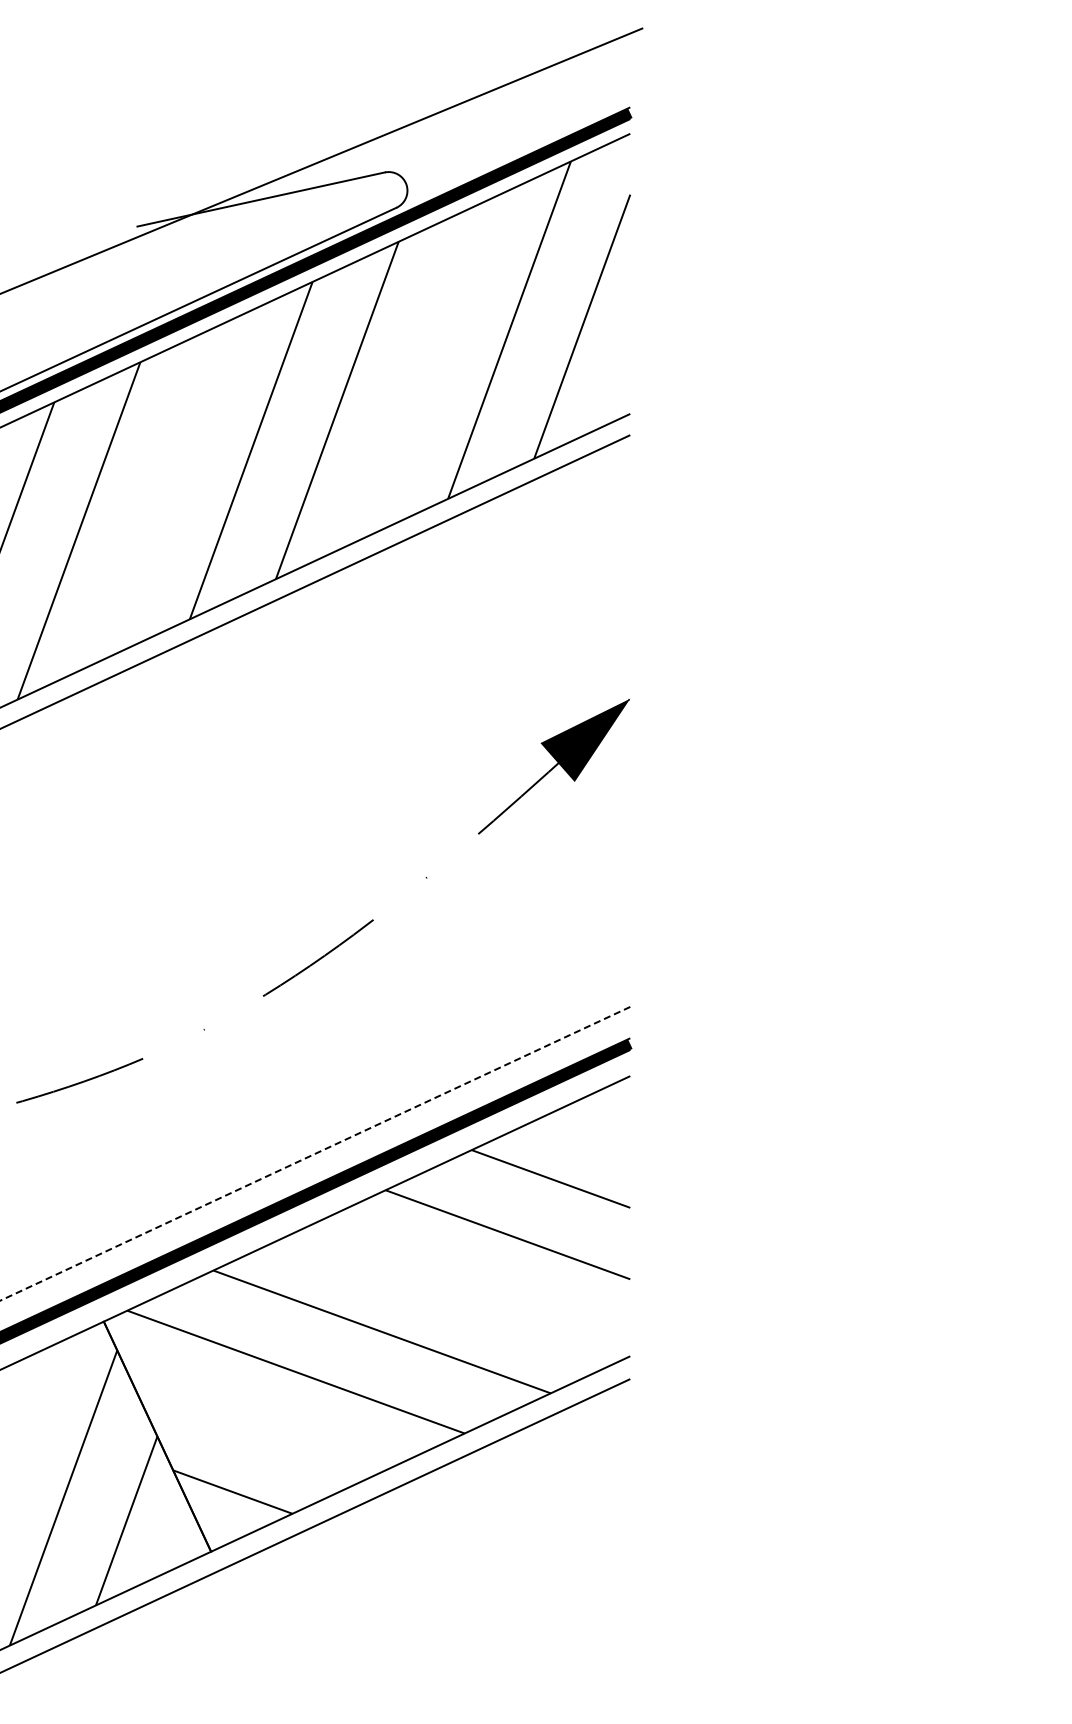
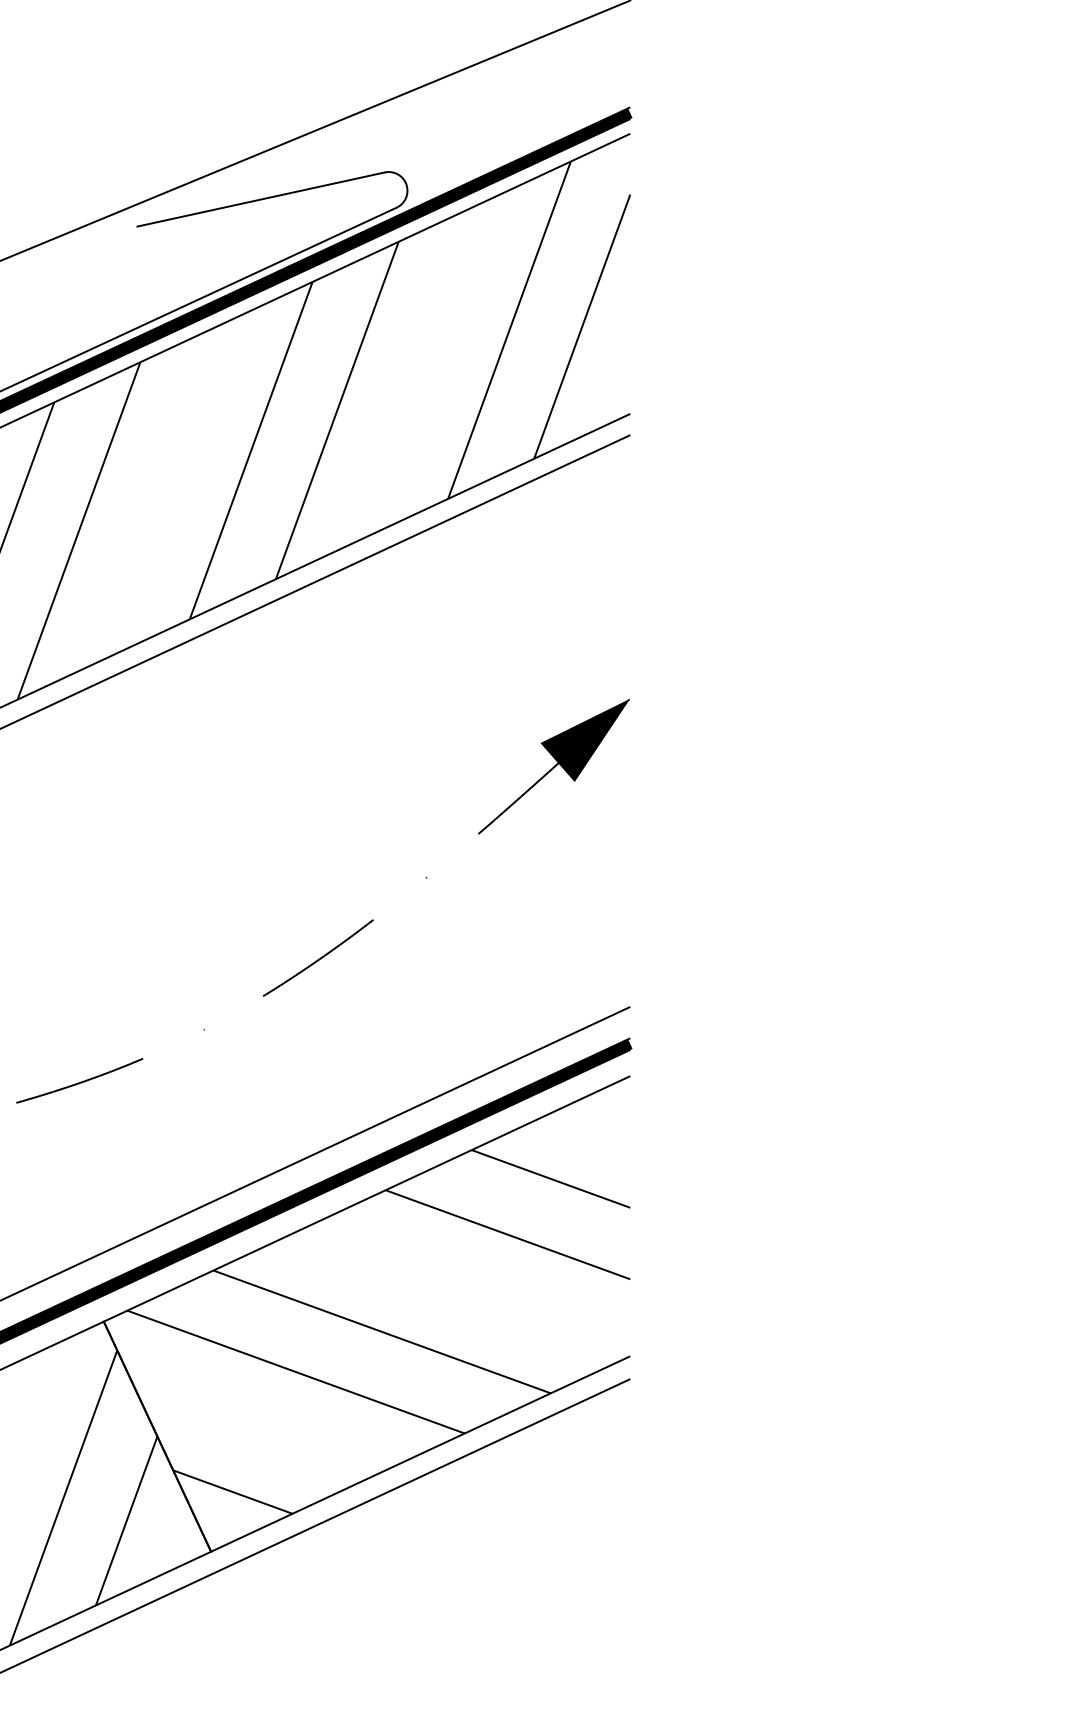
line position: (322, 160) -> (314, 131) (314, 131)
line: dashed -> solid (315, 1153)
